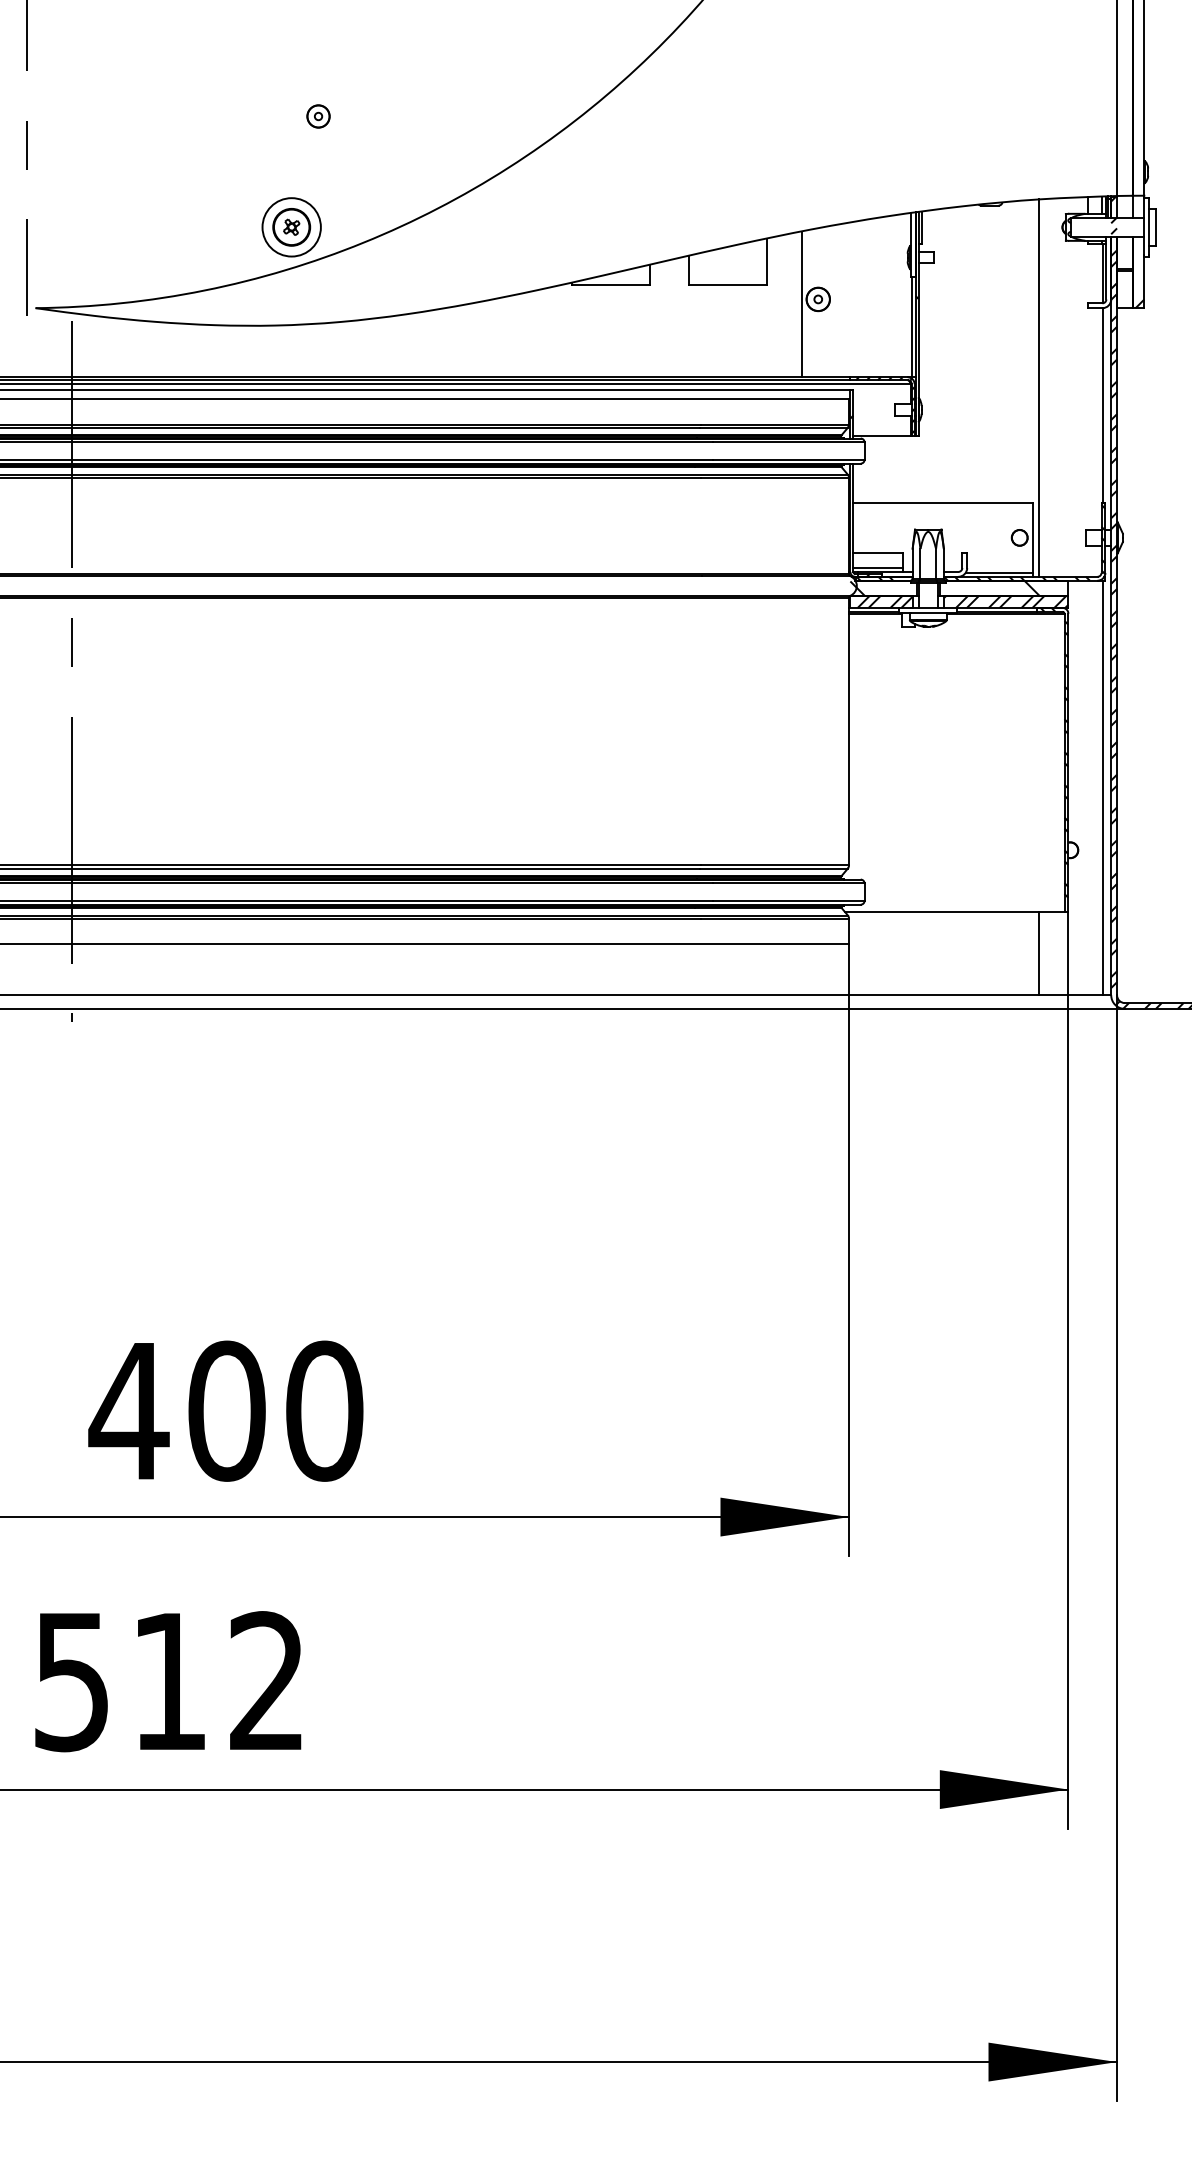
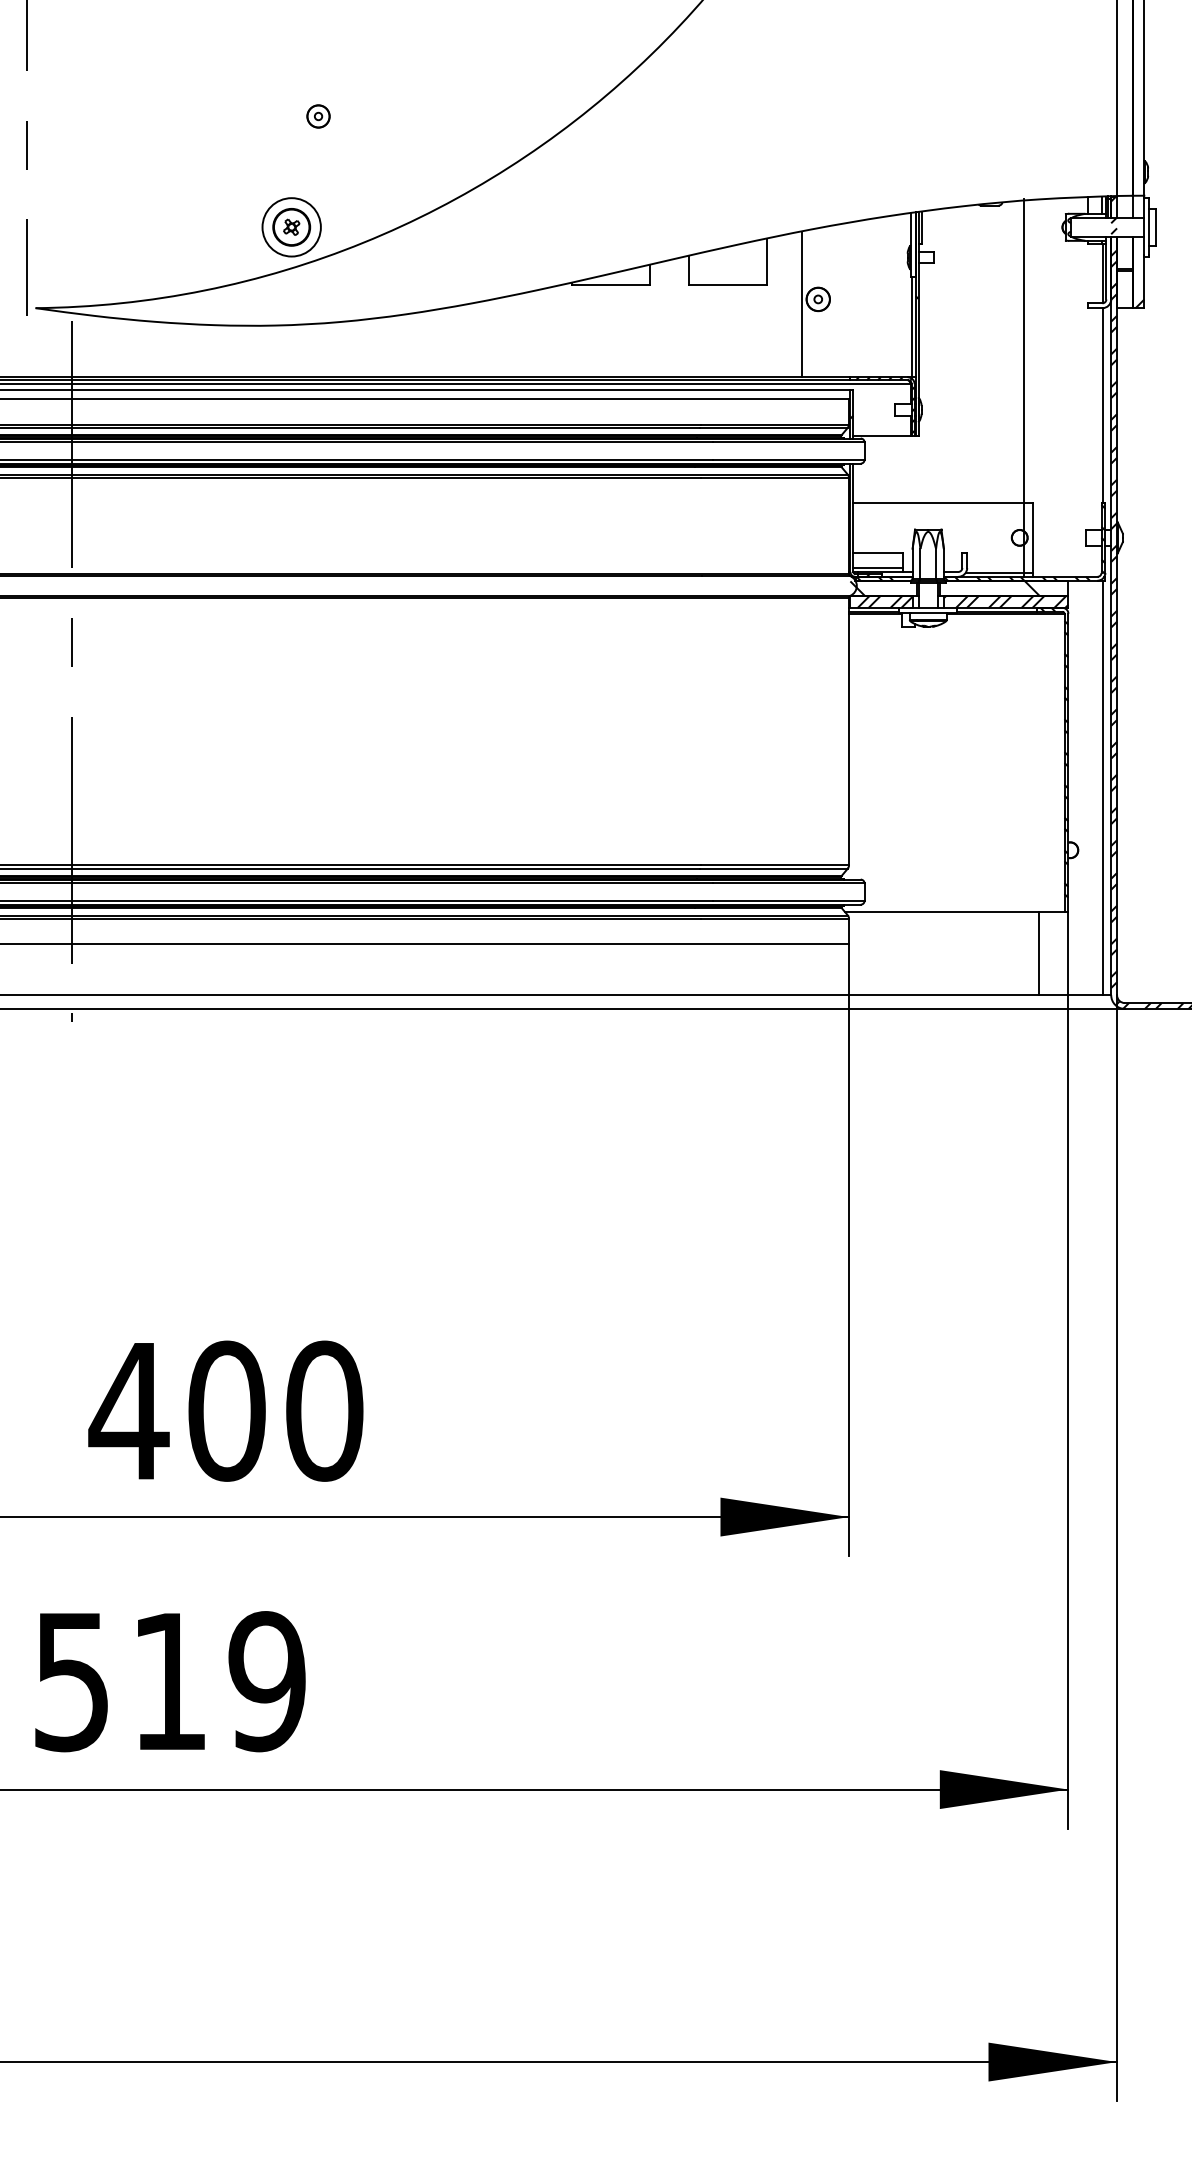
line position: (1039, 387) -> (1024, 387) (1024, 387)
text: 512 -> 519 (266, 1681)
